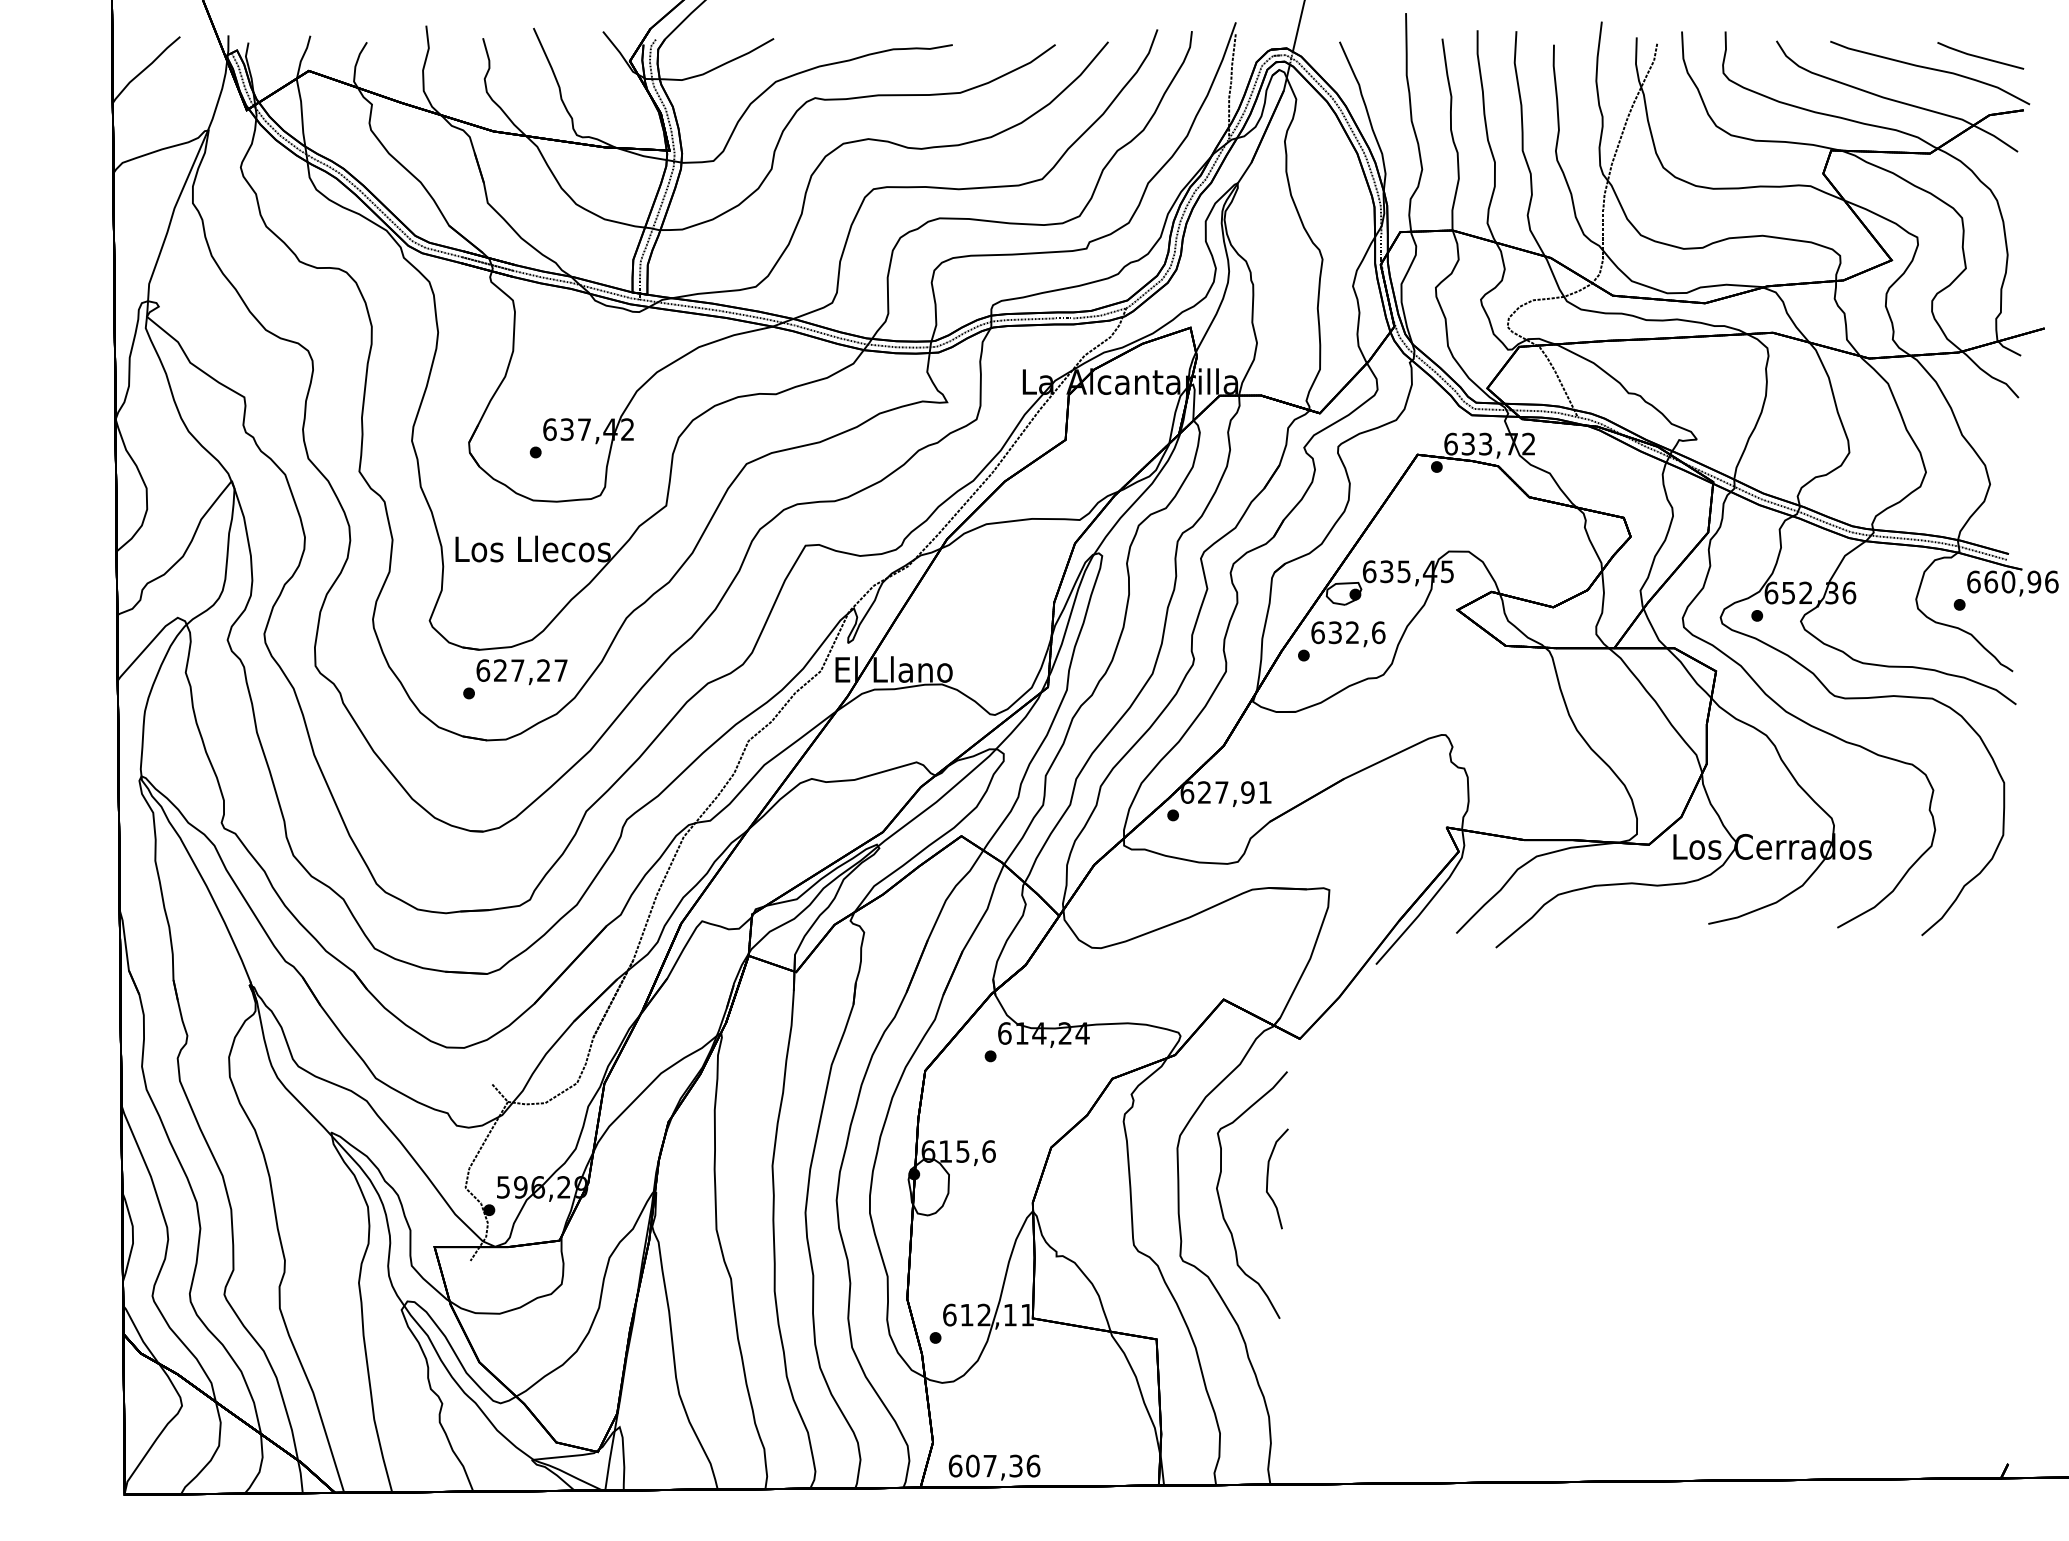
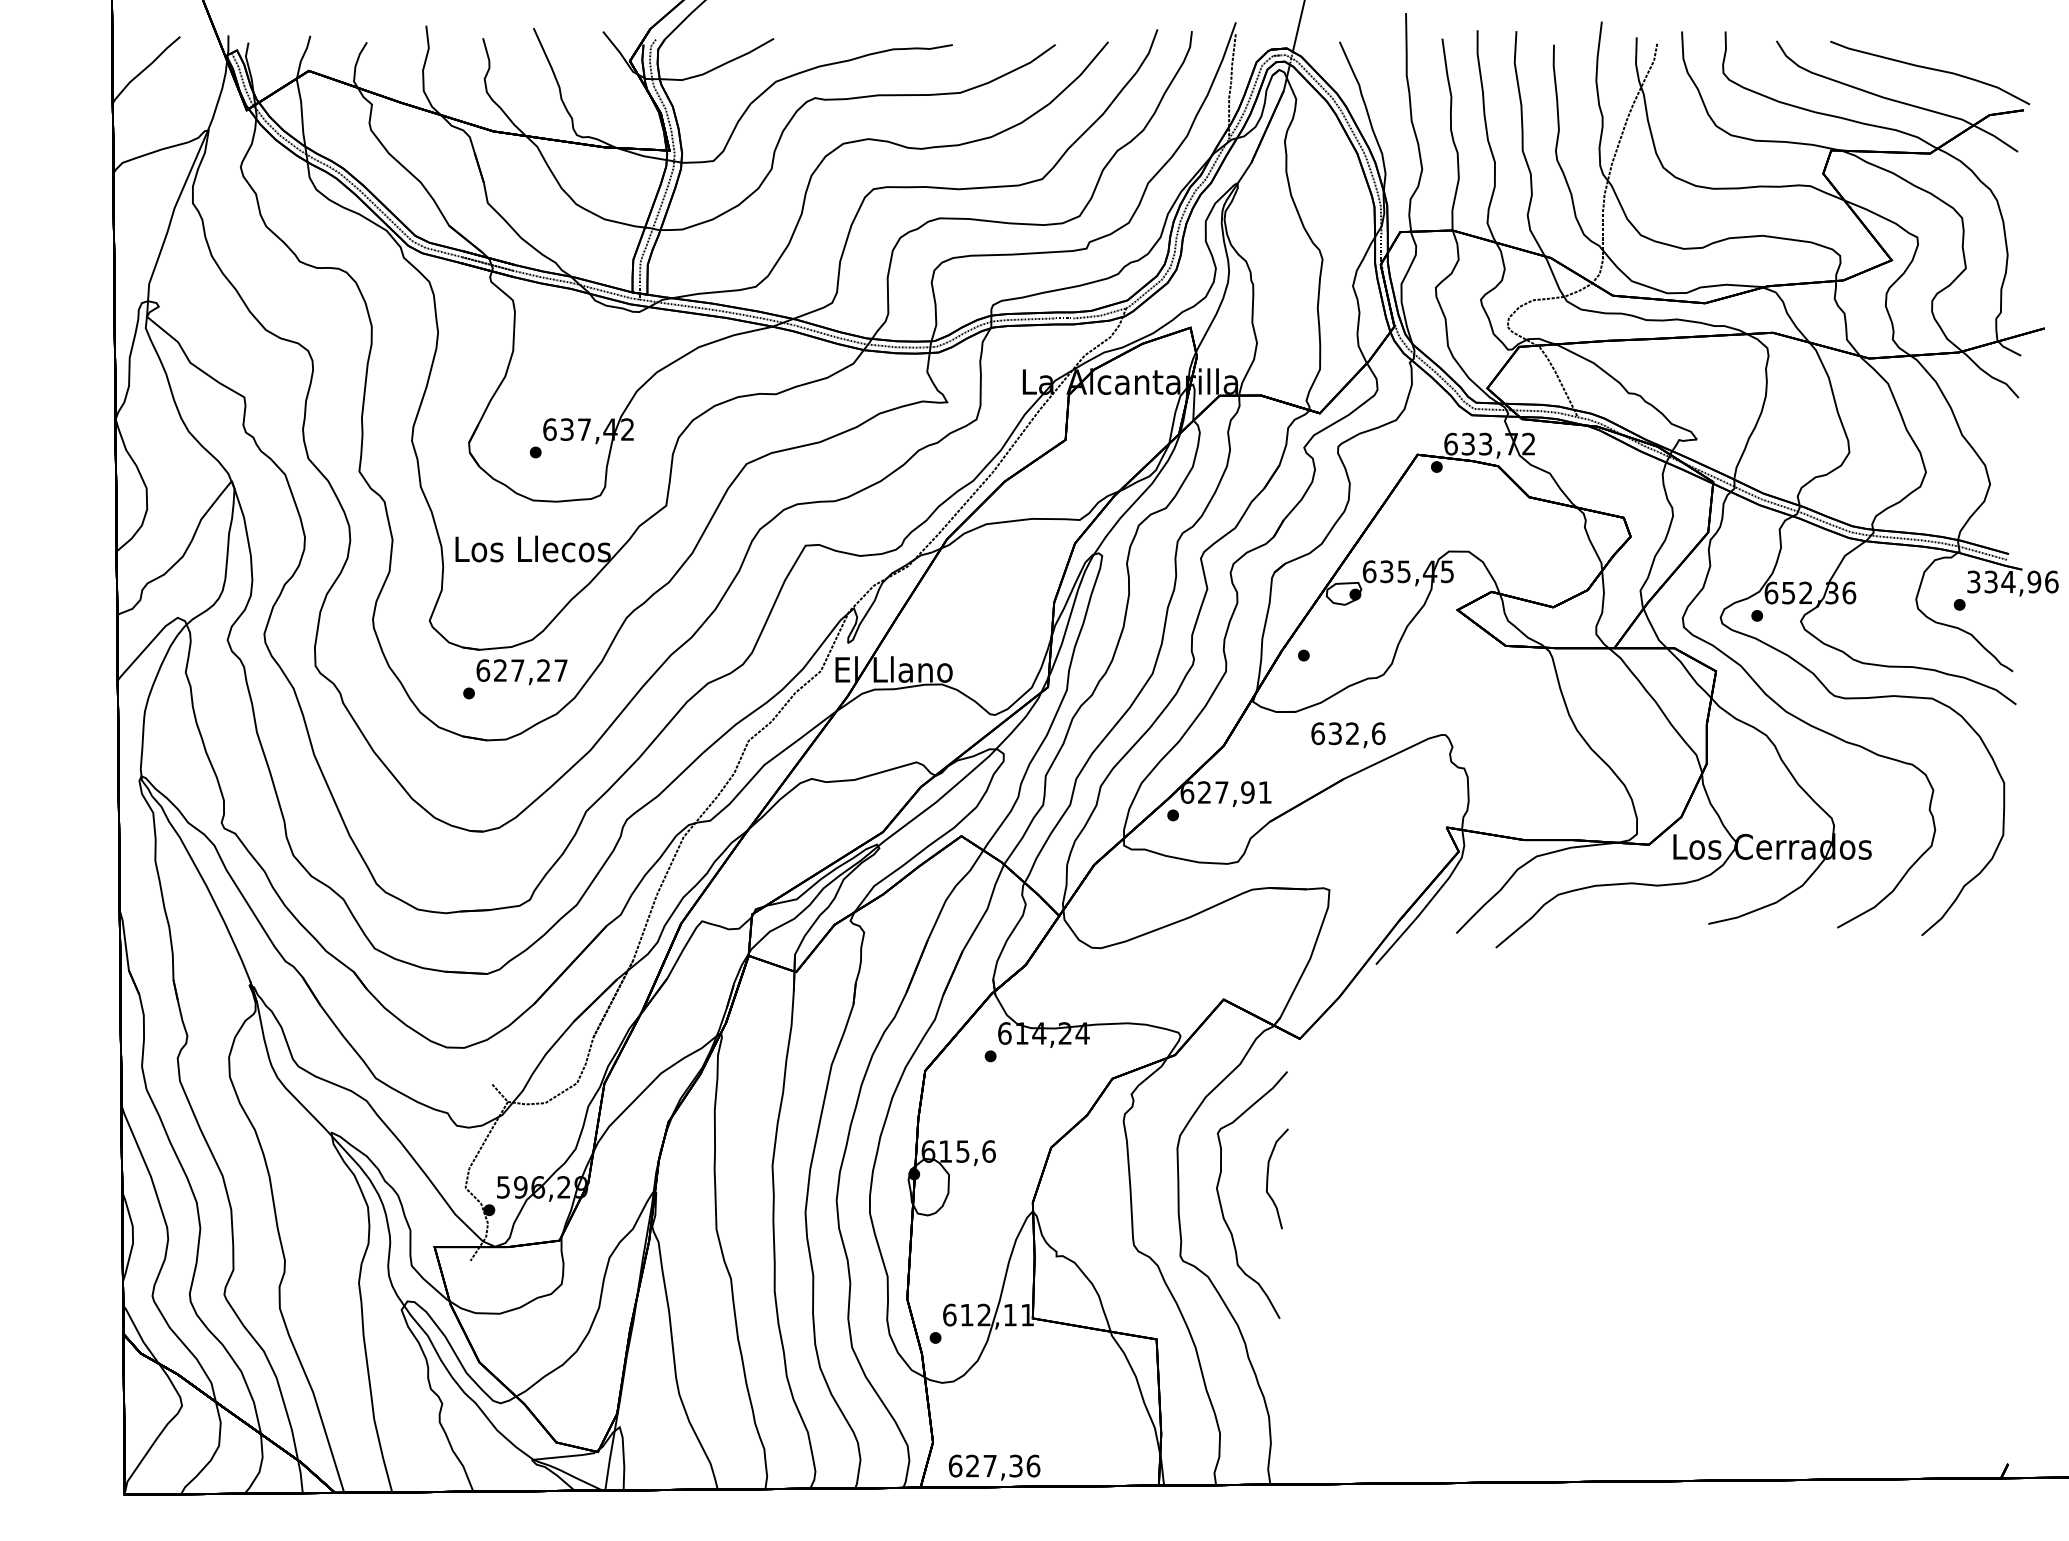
line: present -> none (1980, 56)
text: 660,96 -> 334,96 (1991, 581)
text position: (1348, 634) -> (1348, 735) (1348, 735)
text: 607,36 -> 627,36 (972, 1465)
